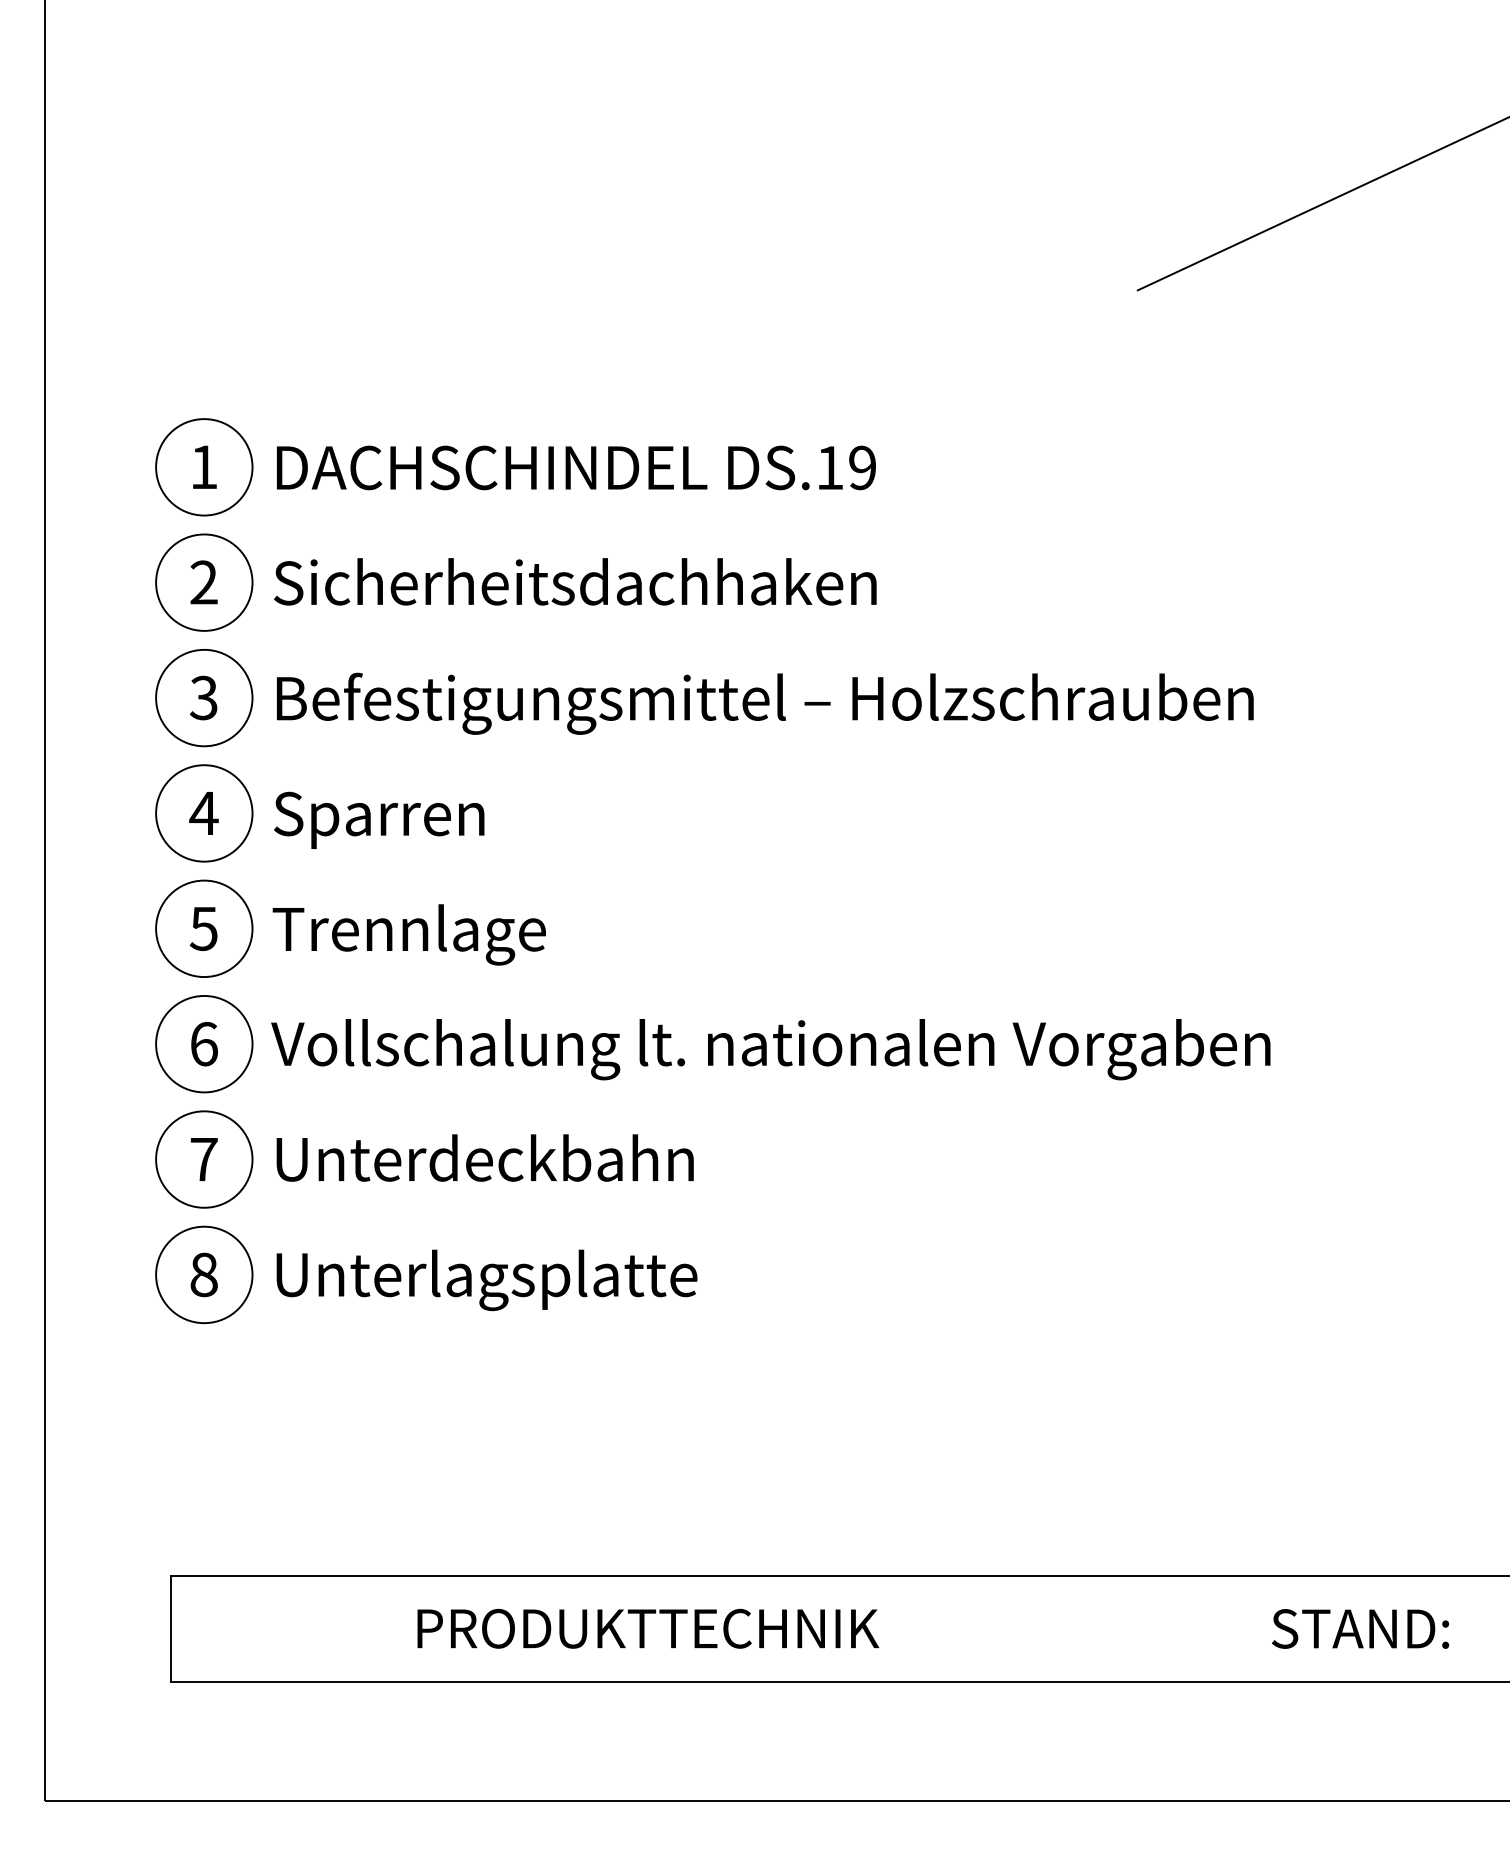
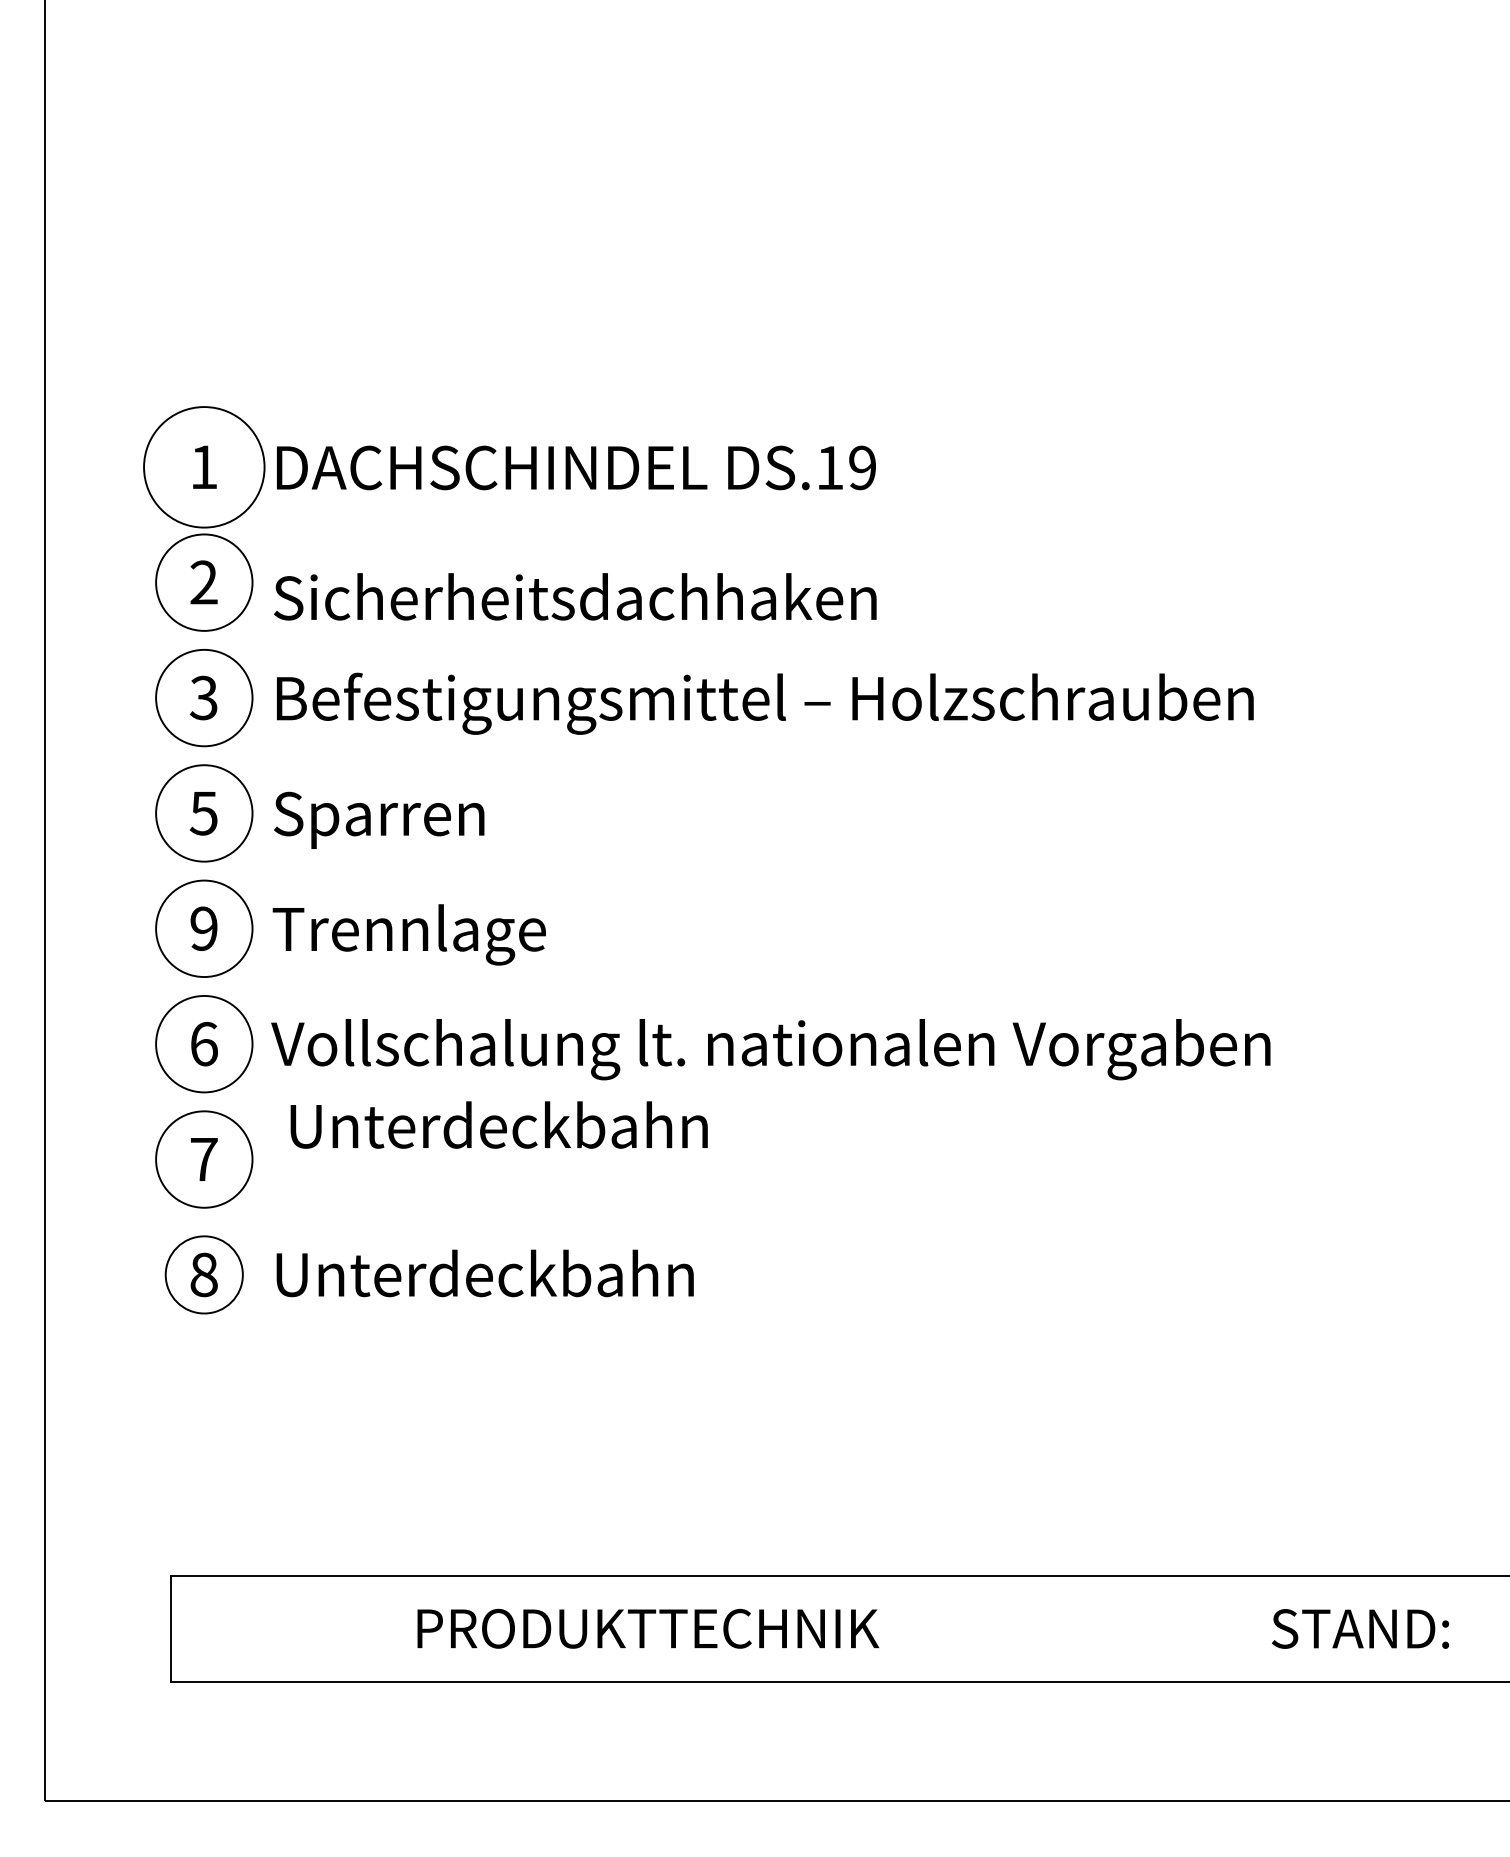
line: present -> none (1321, 204)
circle diameter: 96 px -> 121 px (204, 467)
text position: (575, 581) -> (575, 596) (575, 596)
text: 4 -> 5 (203, 813)
text: 5 -> 9 (203, 928)
text position: (484, 1157) -> (498, 1124) (498, 1124)
circle diameter: 96 px -> 77 px (203, 1274)
text: Unterlagsplatte -> Unterdeckbahn (563, 1280)
